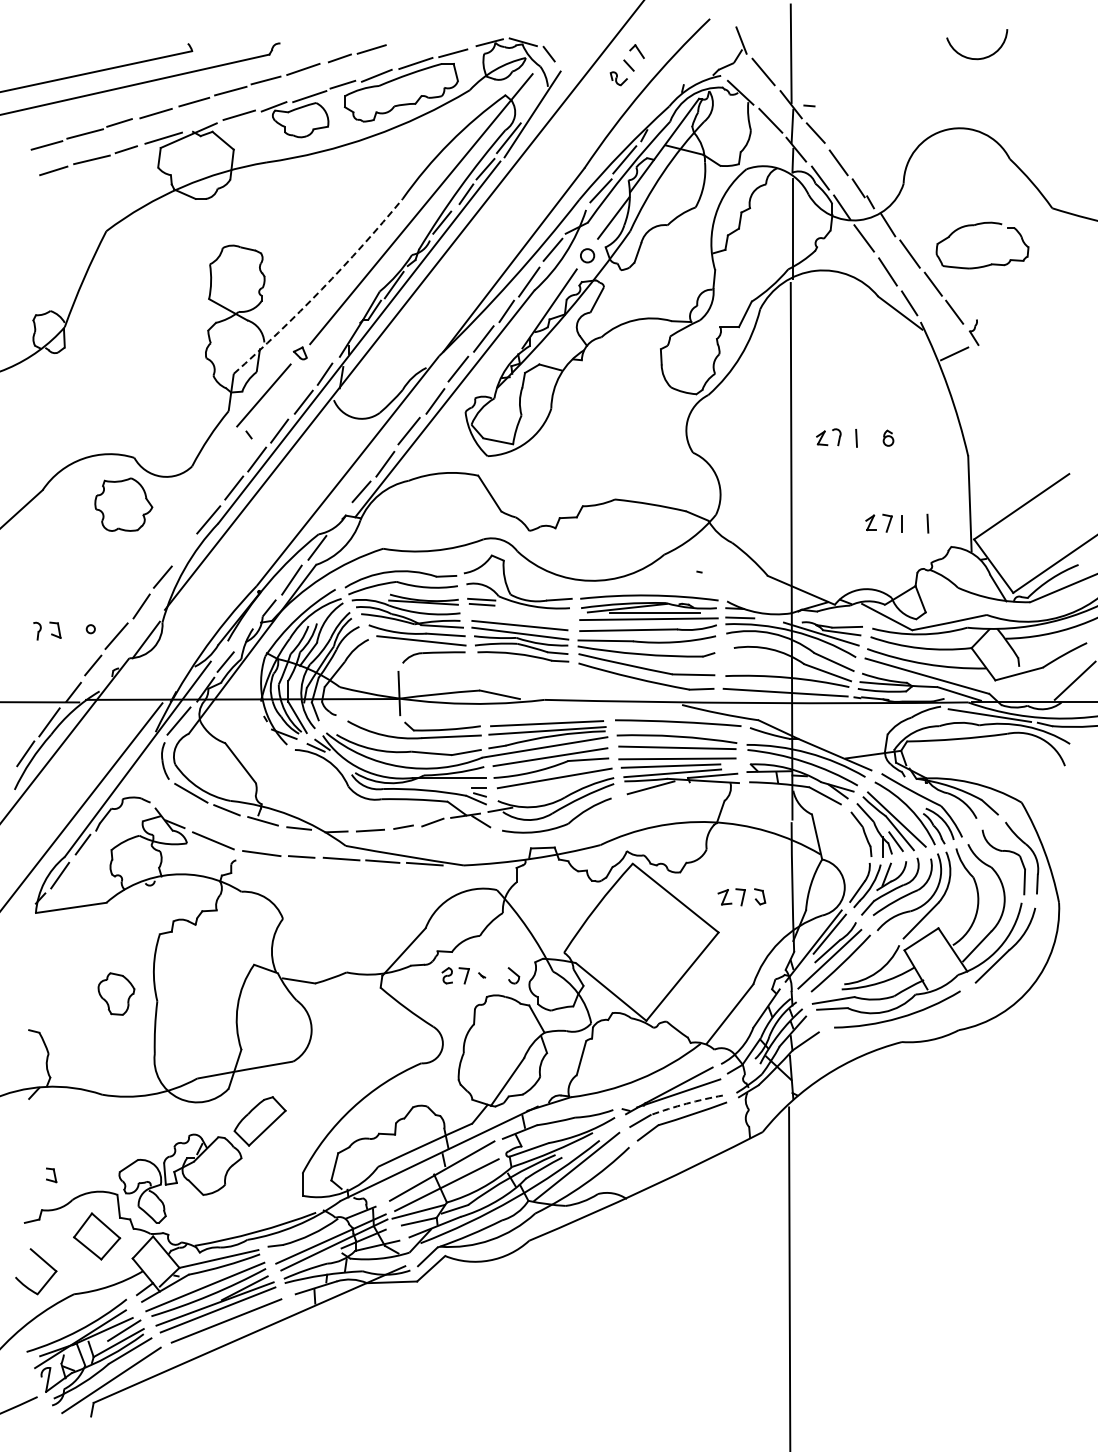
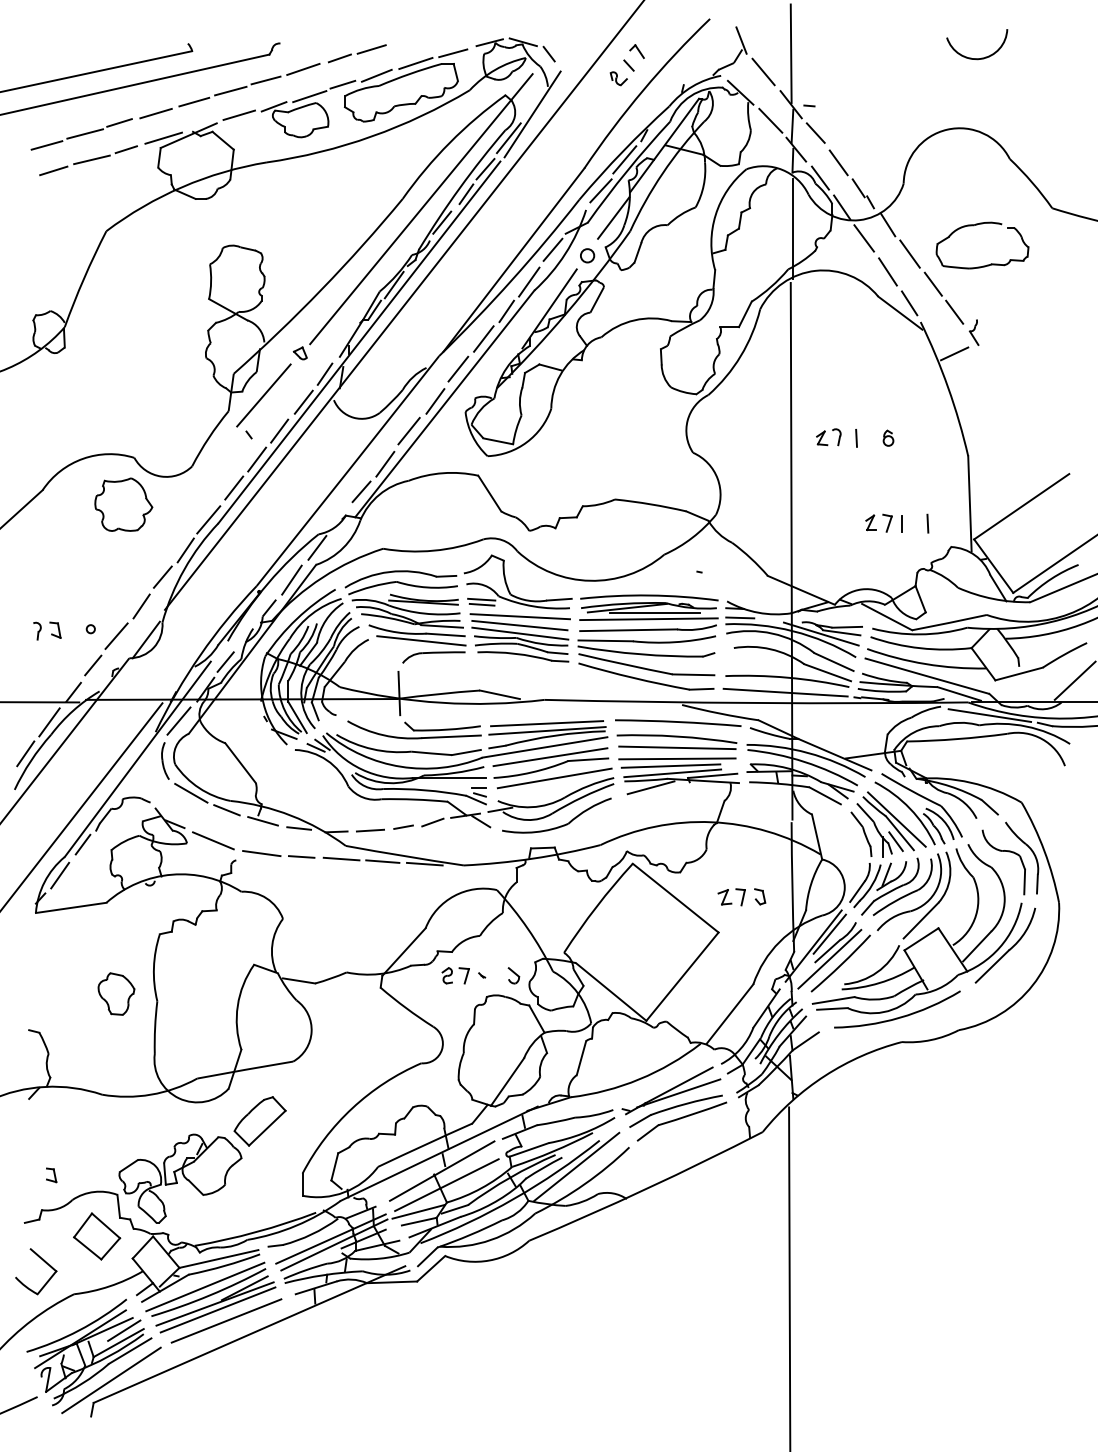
arc: dashed -> solid (321, 289)
line: none -> present (185, 550)
line: none -> present (520, 616)
arc: dashed -> solid (686, 1103)
